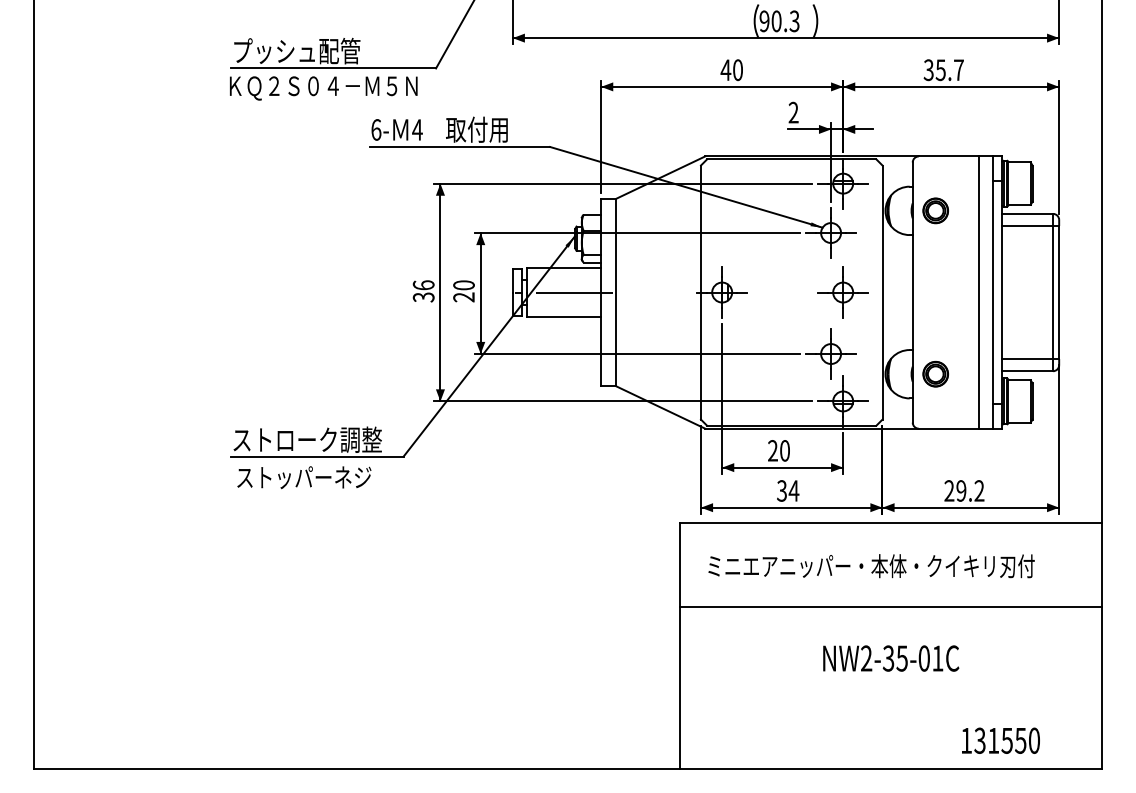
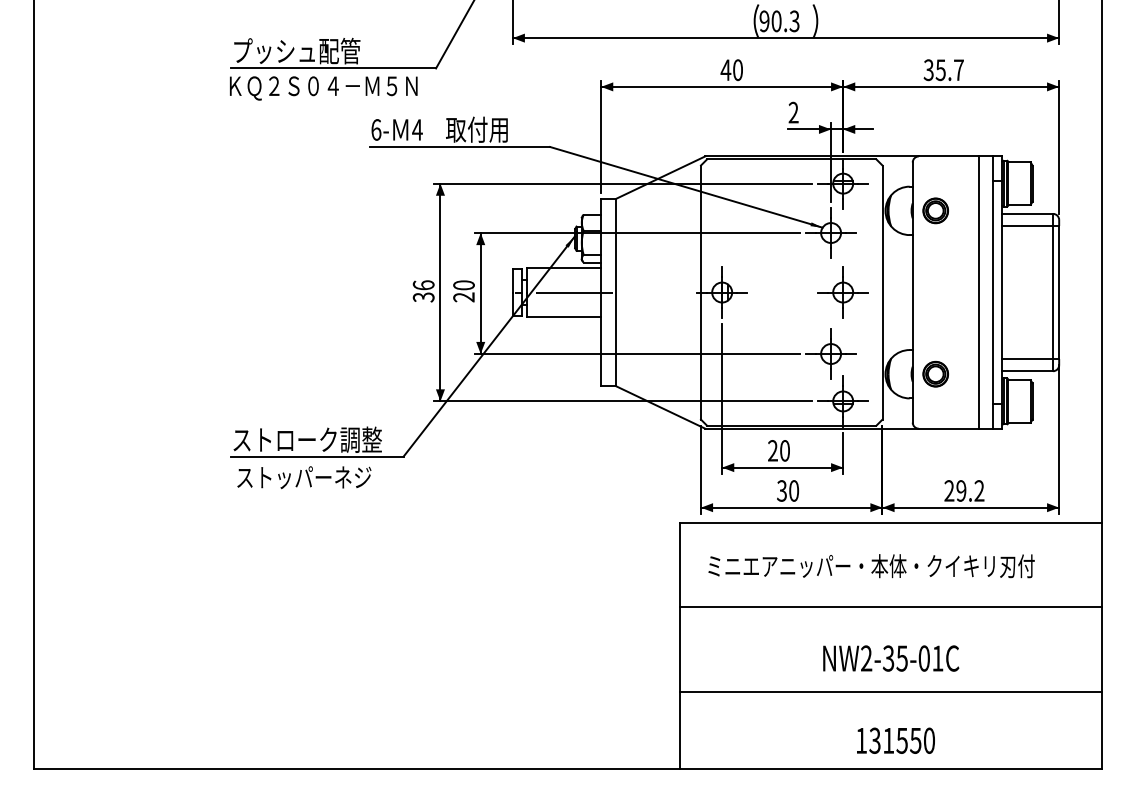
text: 34 -> 30 (793, 490)
line: none -> present (890, 692)
text position: (1000, 740) -> (895, 740) (895, 740)
